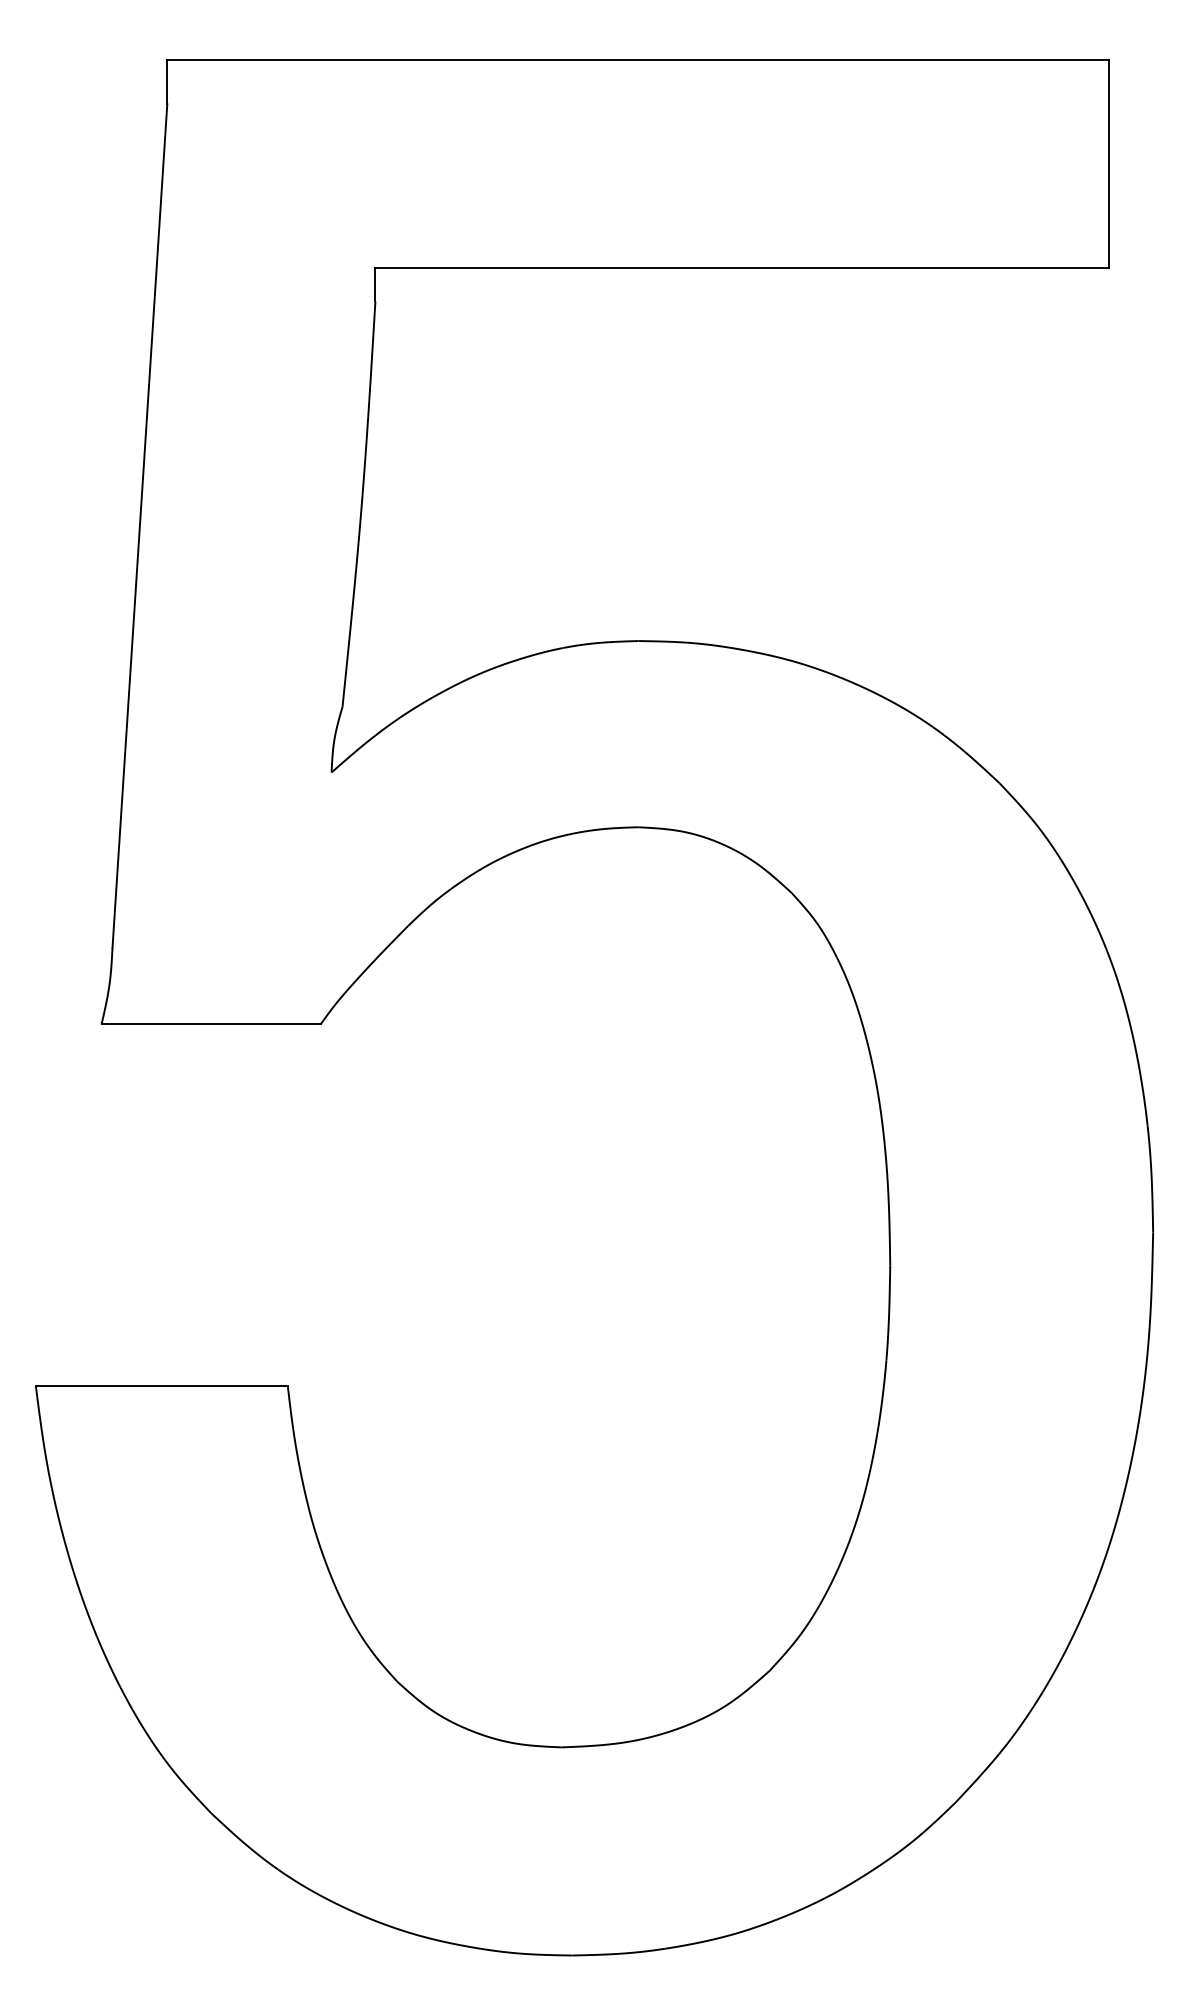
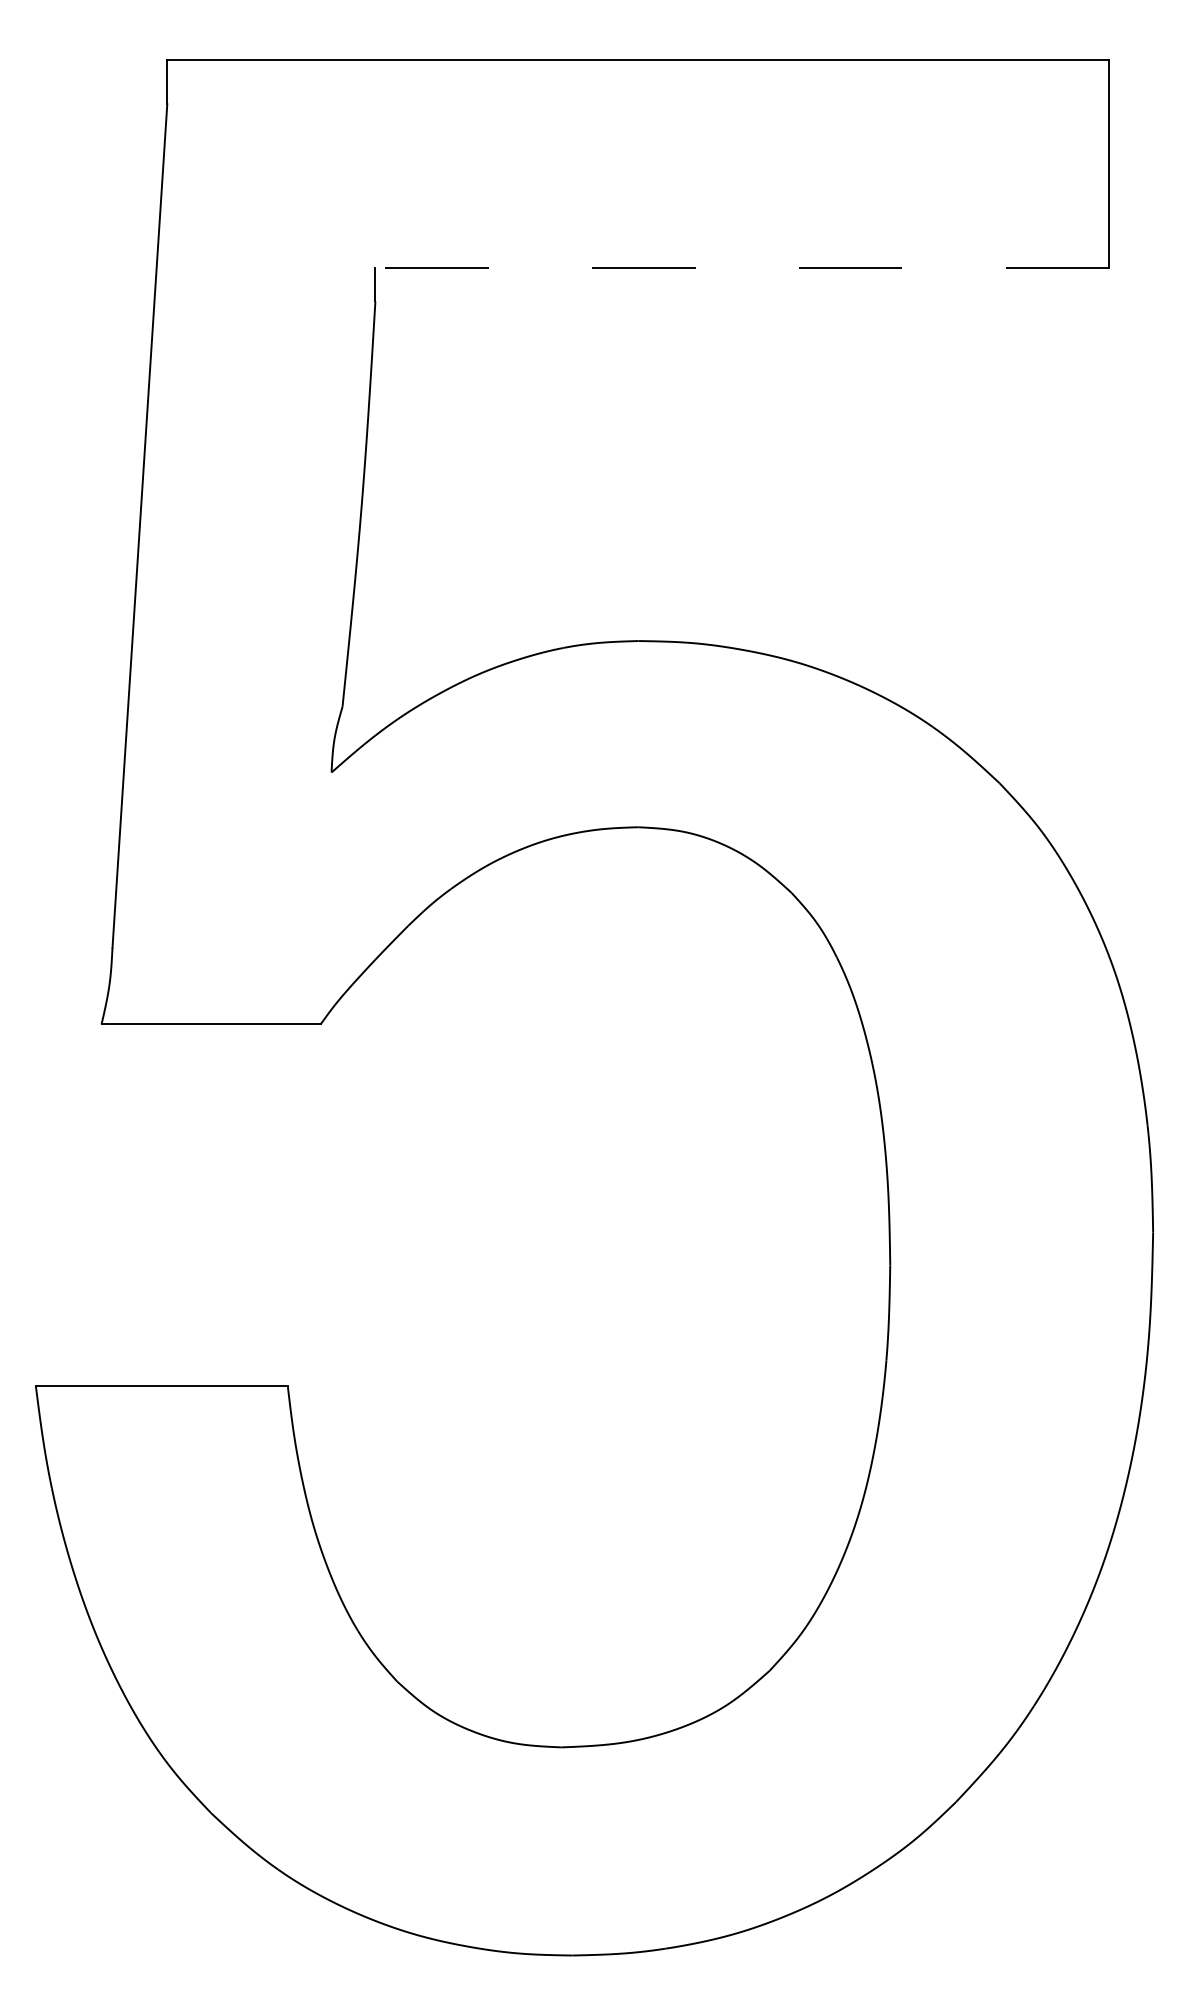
line: solid -> dashed (742, 267)
